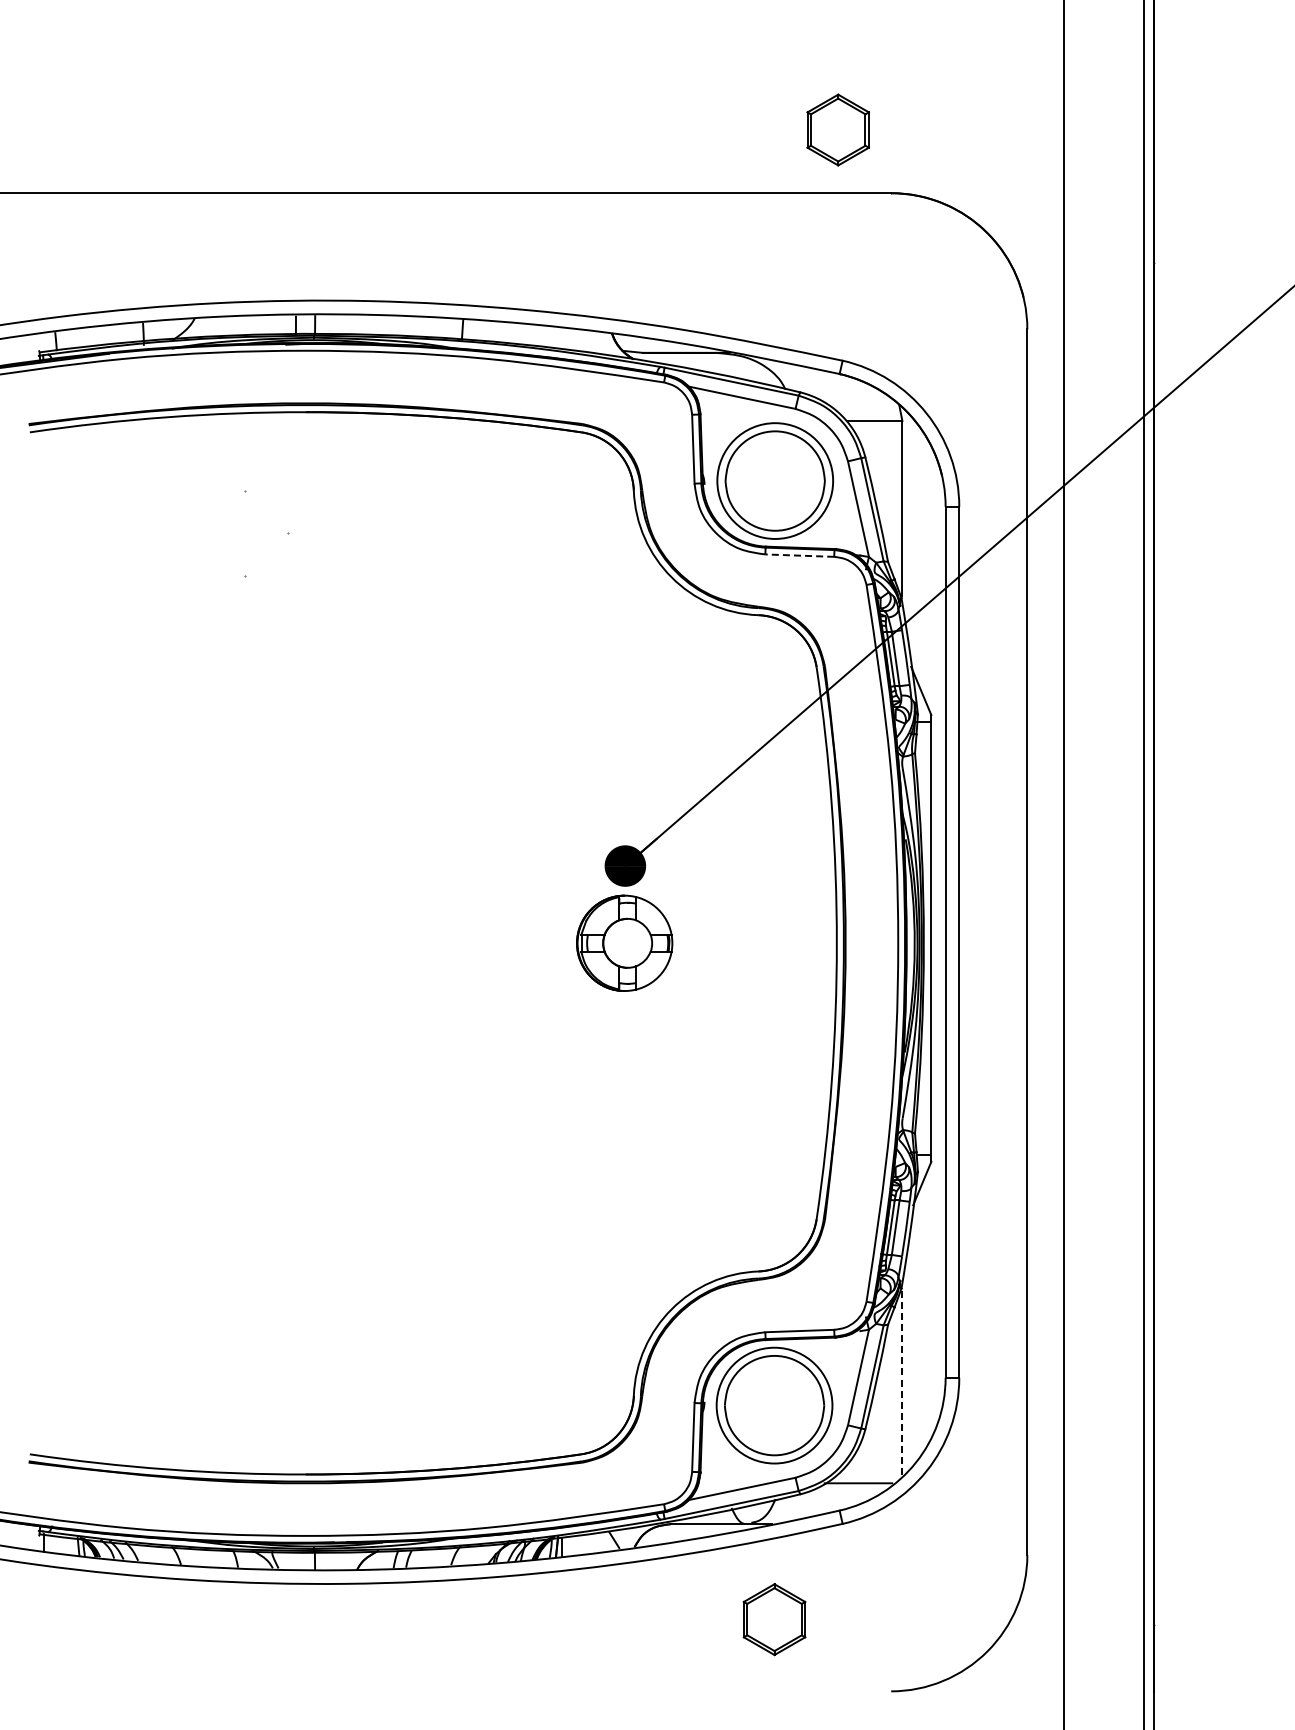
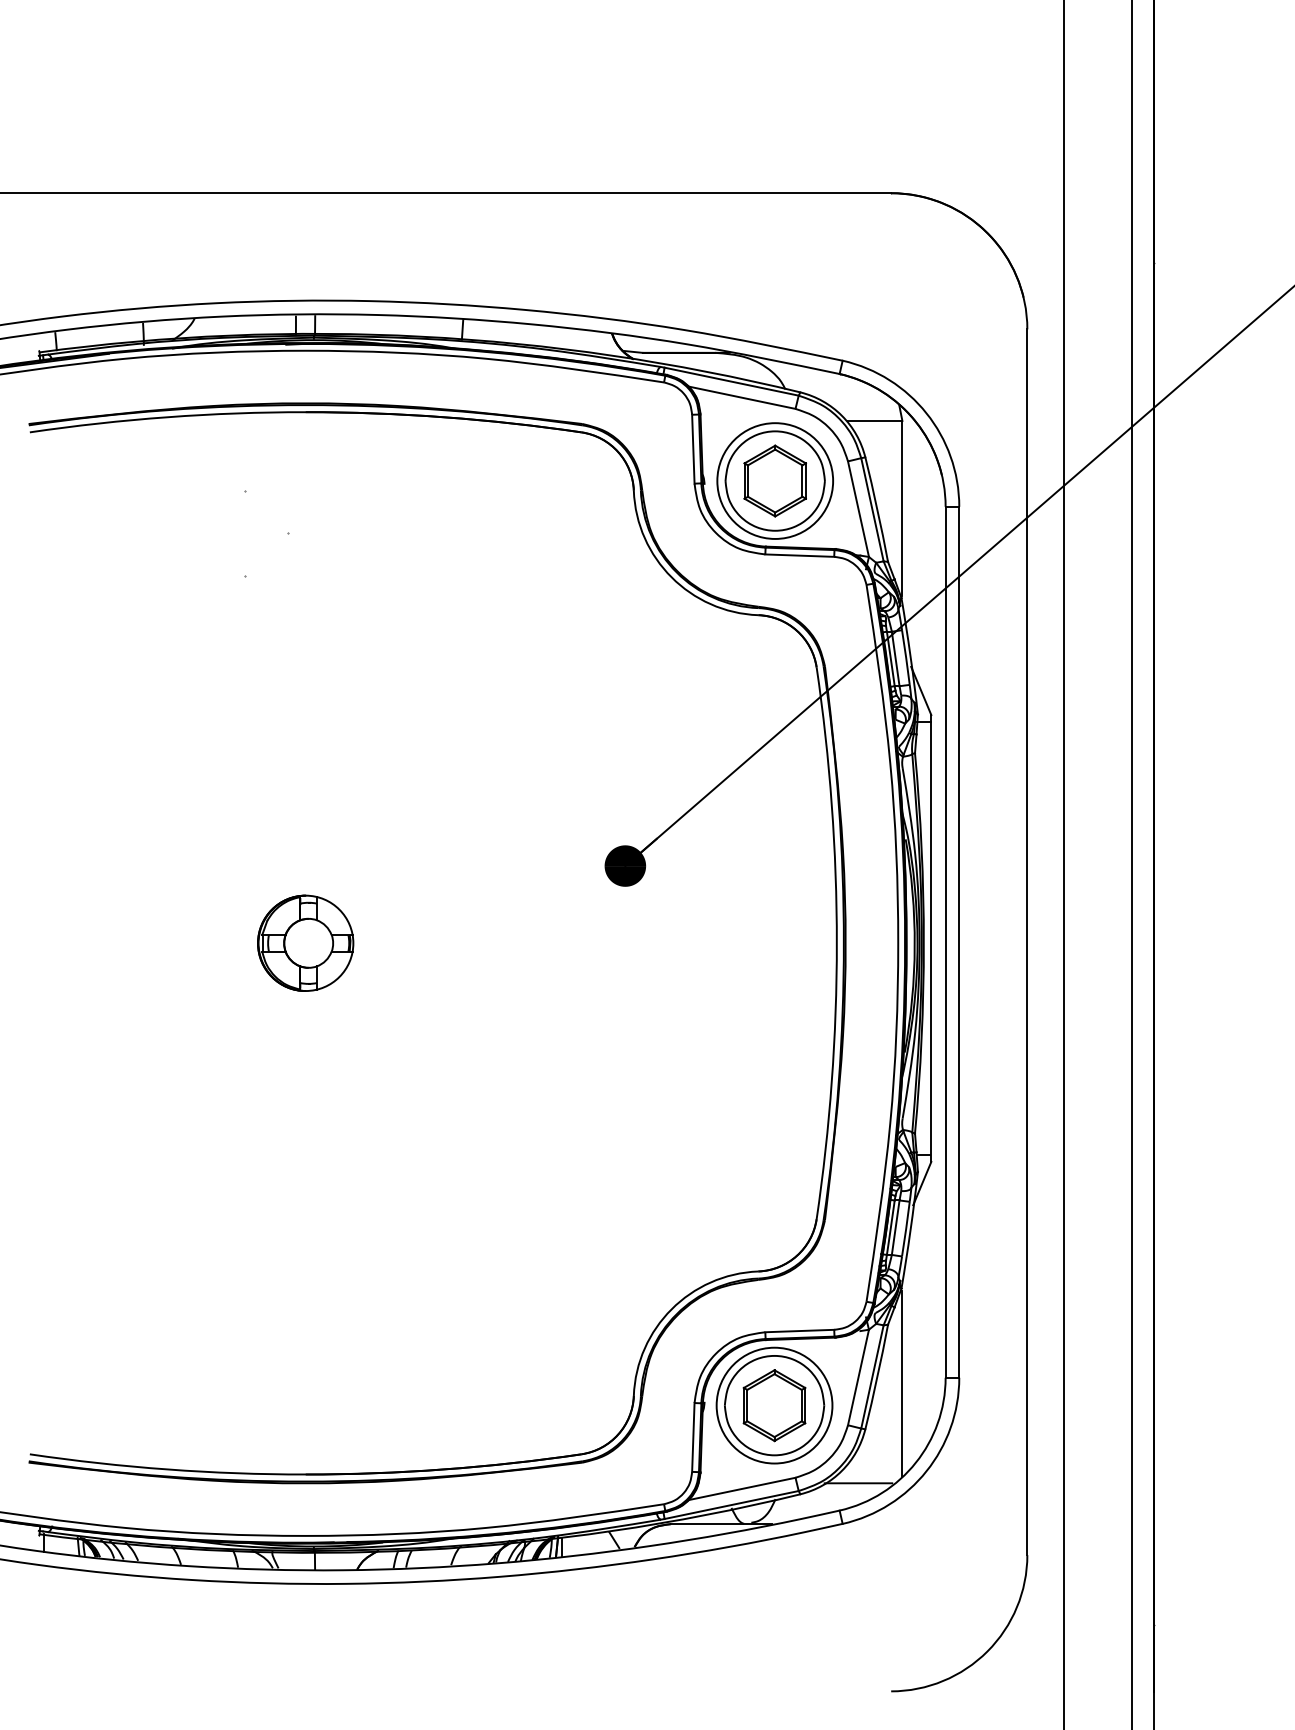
part position: (837, 129) -> (774, 480) (774, 480)
line: dashed -> solid (799, 555)
line position: (1143, 864) -> (1131, 864) (1131, 864)
part position: (624, 942) -> (305, 942) (305, 942)
line: dashed -> solid (902, 1384)
part position: (774, 1619) -> (774, 1405) (774, 1405)
